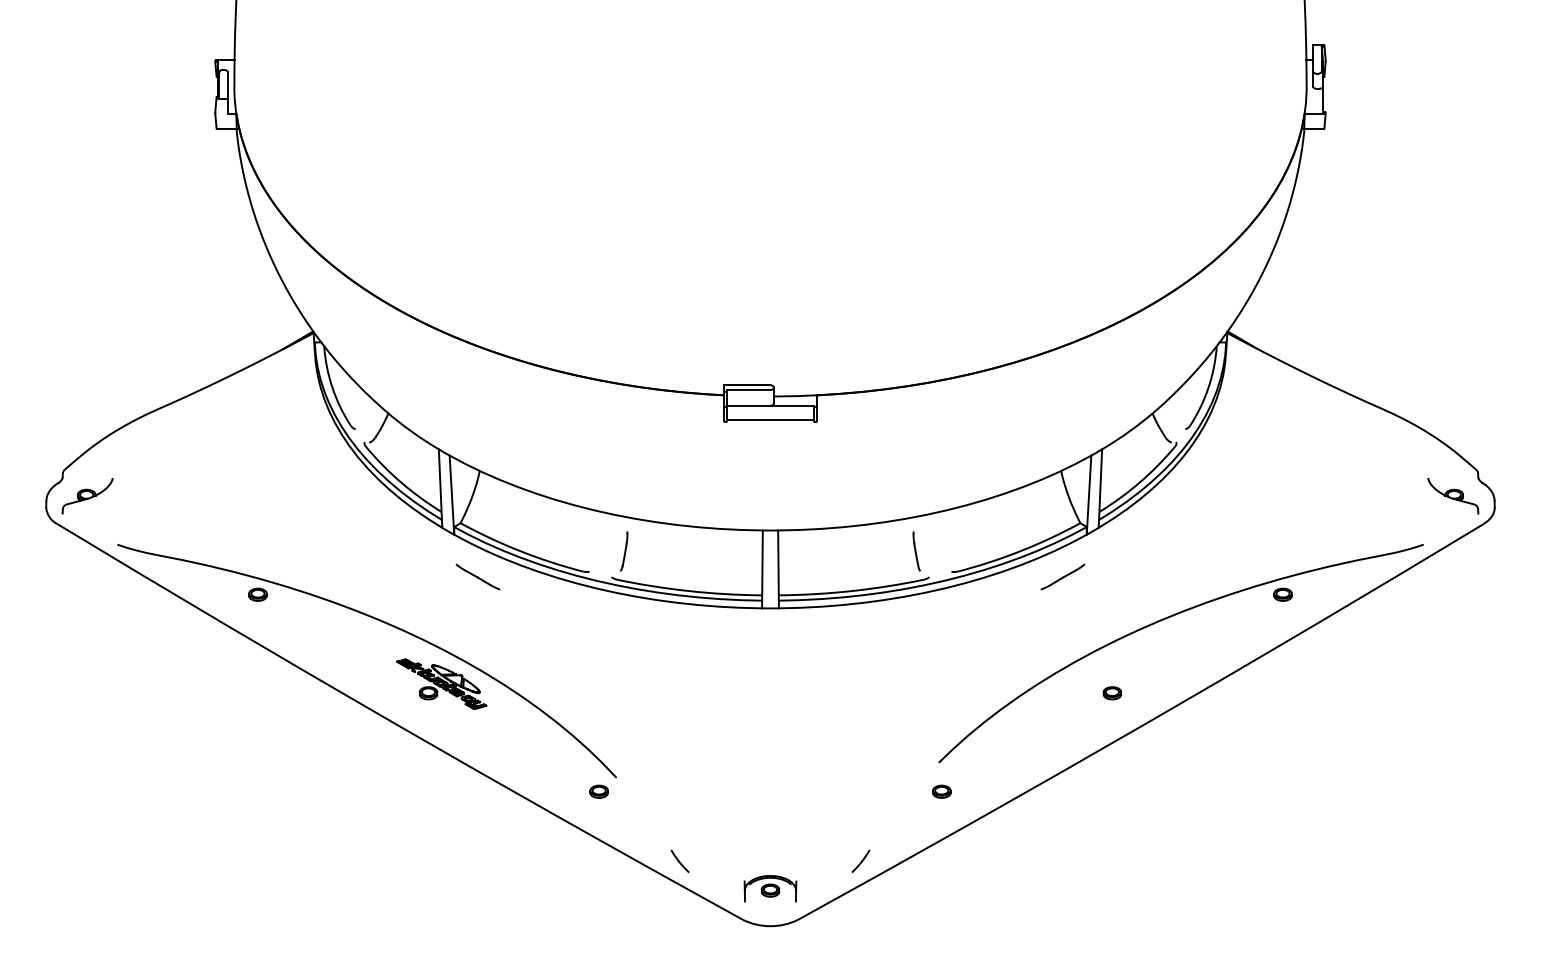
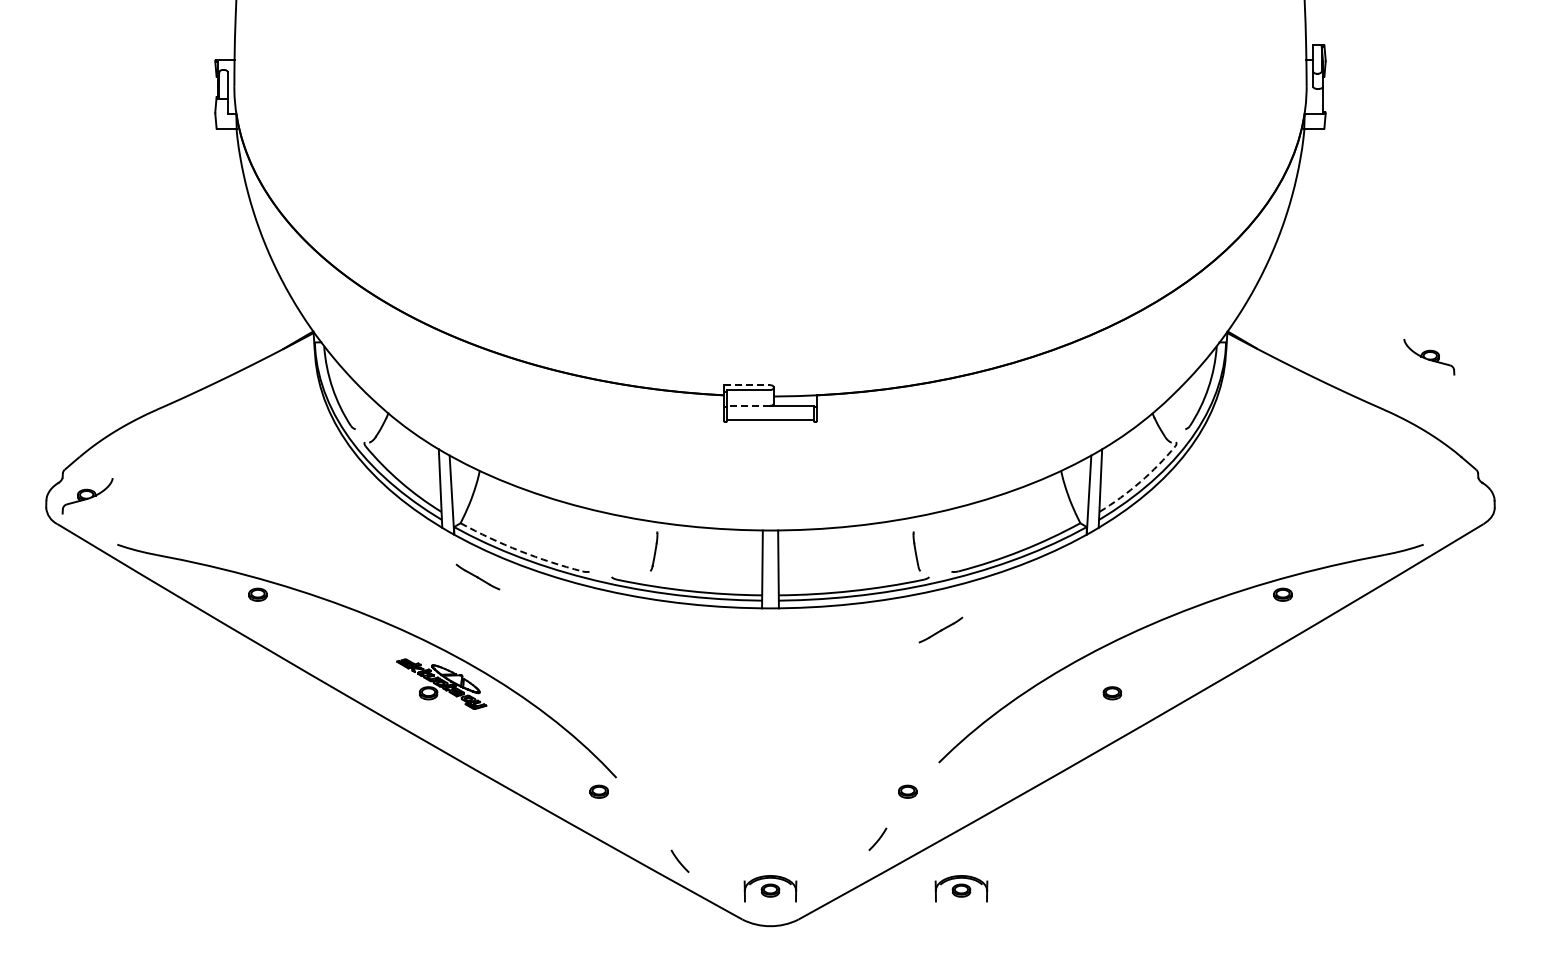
line: solid -> dashed (747, 385)
line: solid -> dashed (747, 405)
arc: solid -> dashed (1140, 482)
part position: (1453, 496) -> (1429, 357) (1429, 357)
arc: solid -> dashed (520, 551)
line position: (624, 551) -> (654, 551) (654, 551)
part position: (1062, 576) -> (940, 629) (940, 629)
part position: (941, 791) -> (907, 791) (907, 791)
curve position: (861, 860) -> (878, 838) (878, 838)
part: none -> present (961, 888)
